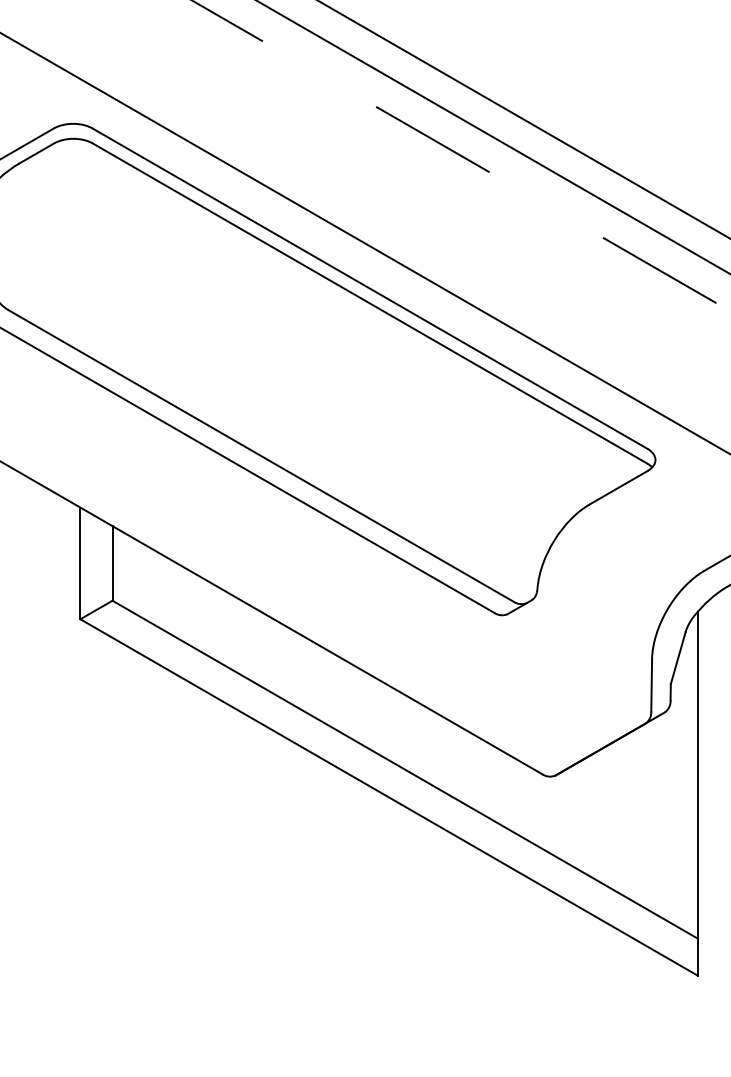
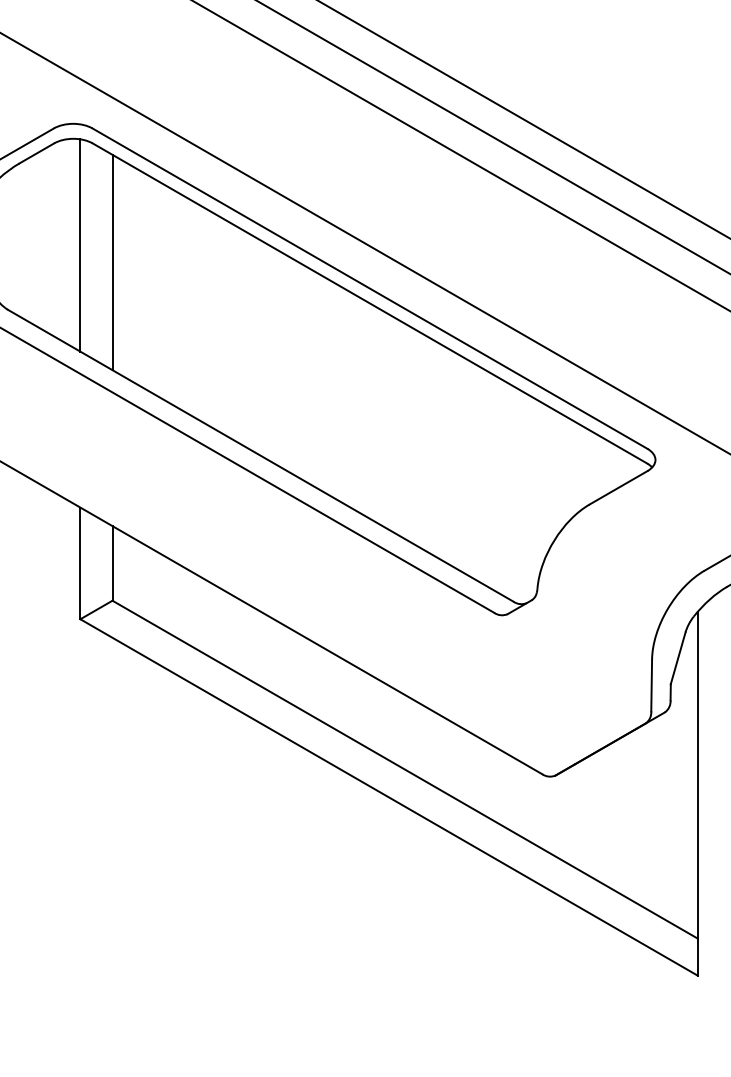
line: dashed -> solid (460, 155)
line: none -> present (80, 245)
line: none -> present (112, 262)
